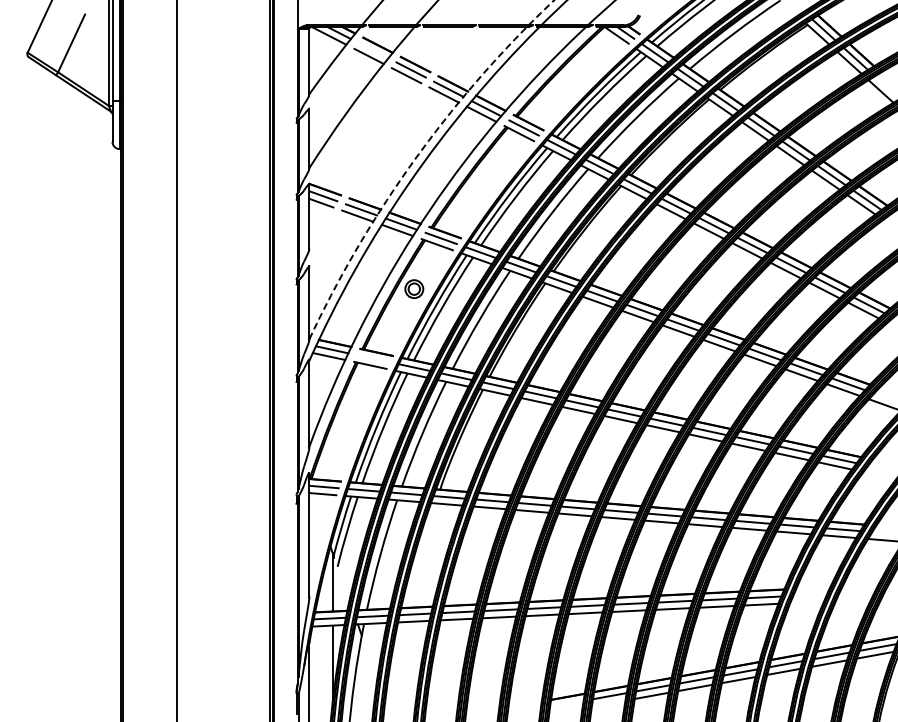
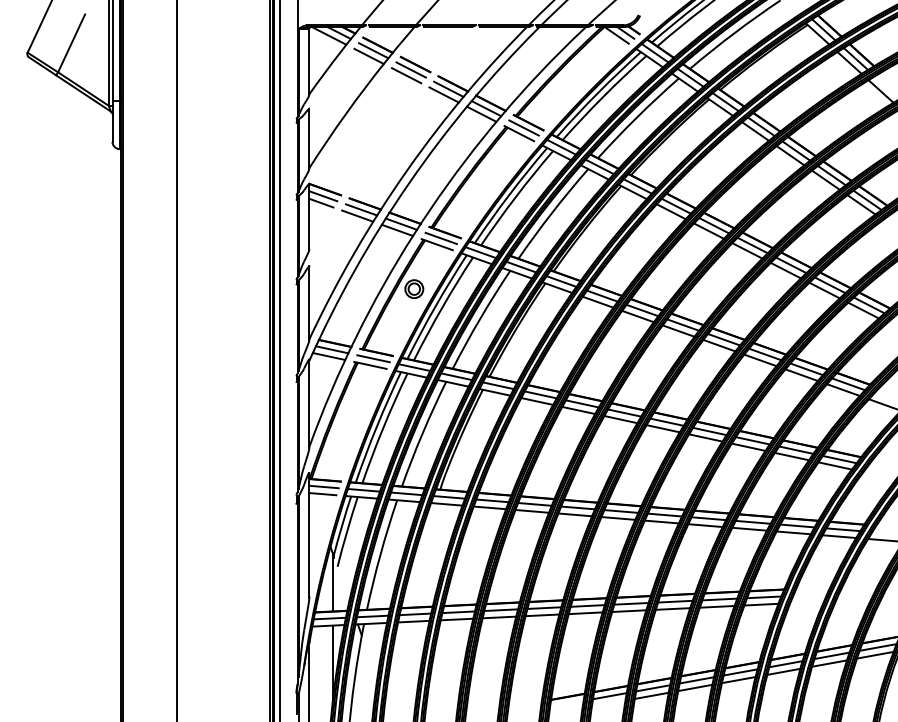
line: none -> present (373, 50)
arc: dashed -> solid (416, 156)
line: none -> present (373, 358)
line: none -> present (279, 360)
